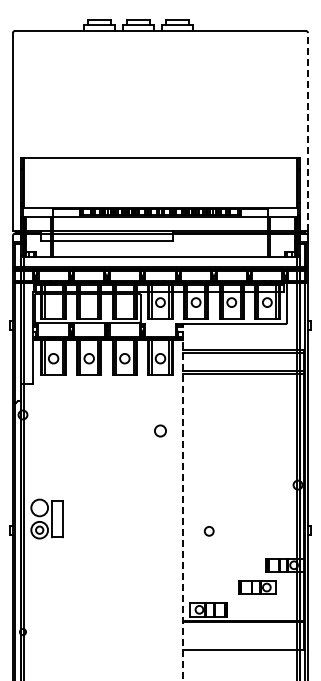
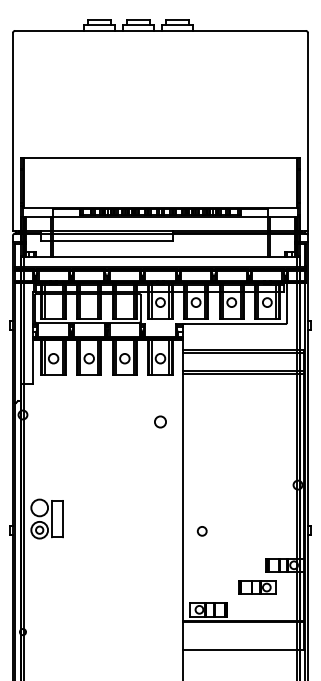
line: dashed -> solid (308, 131)
circle position: (160, 430) -> (160, 421) (160, 421)
line: dashed -> solid (183, 502)
circle position: (208, 531) -> (201, 531) (201, 531)
